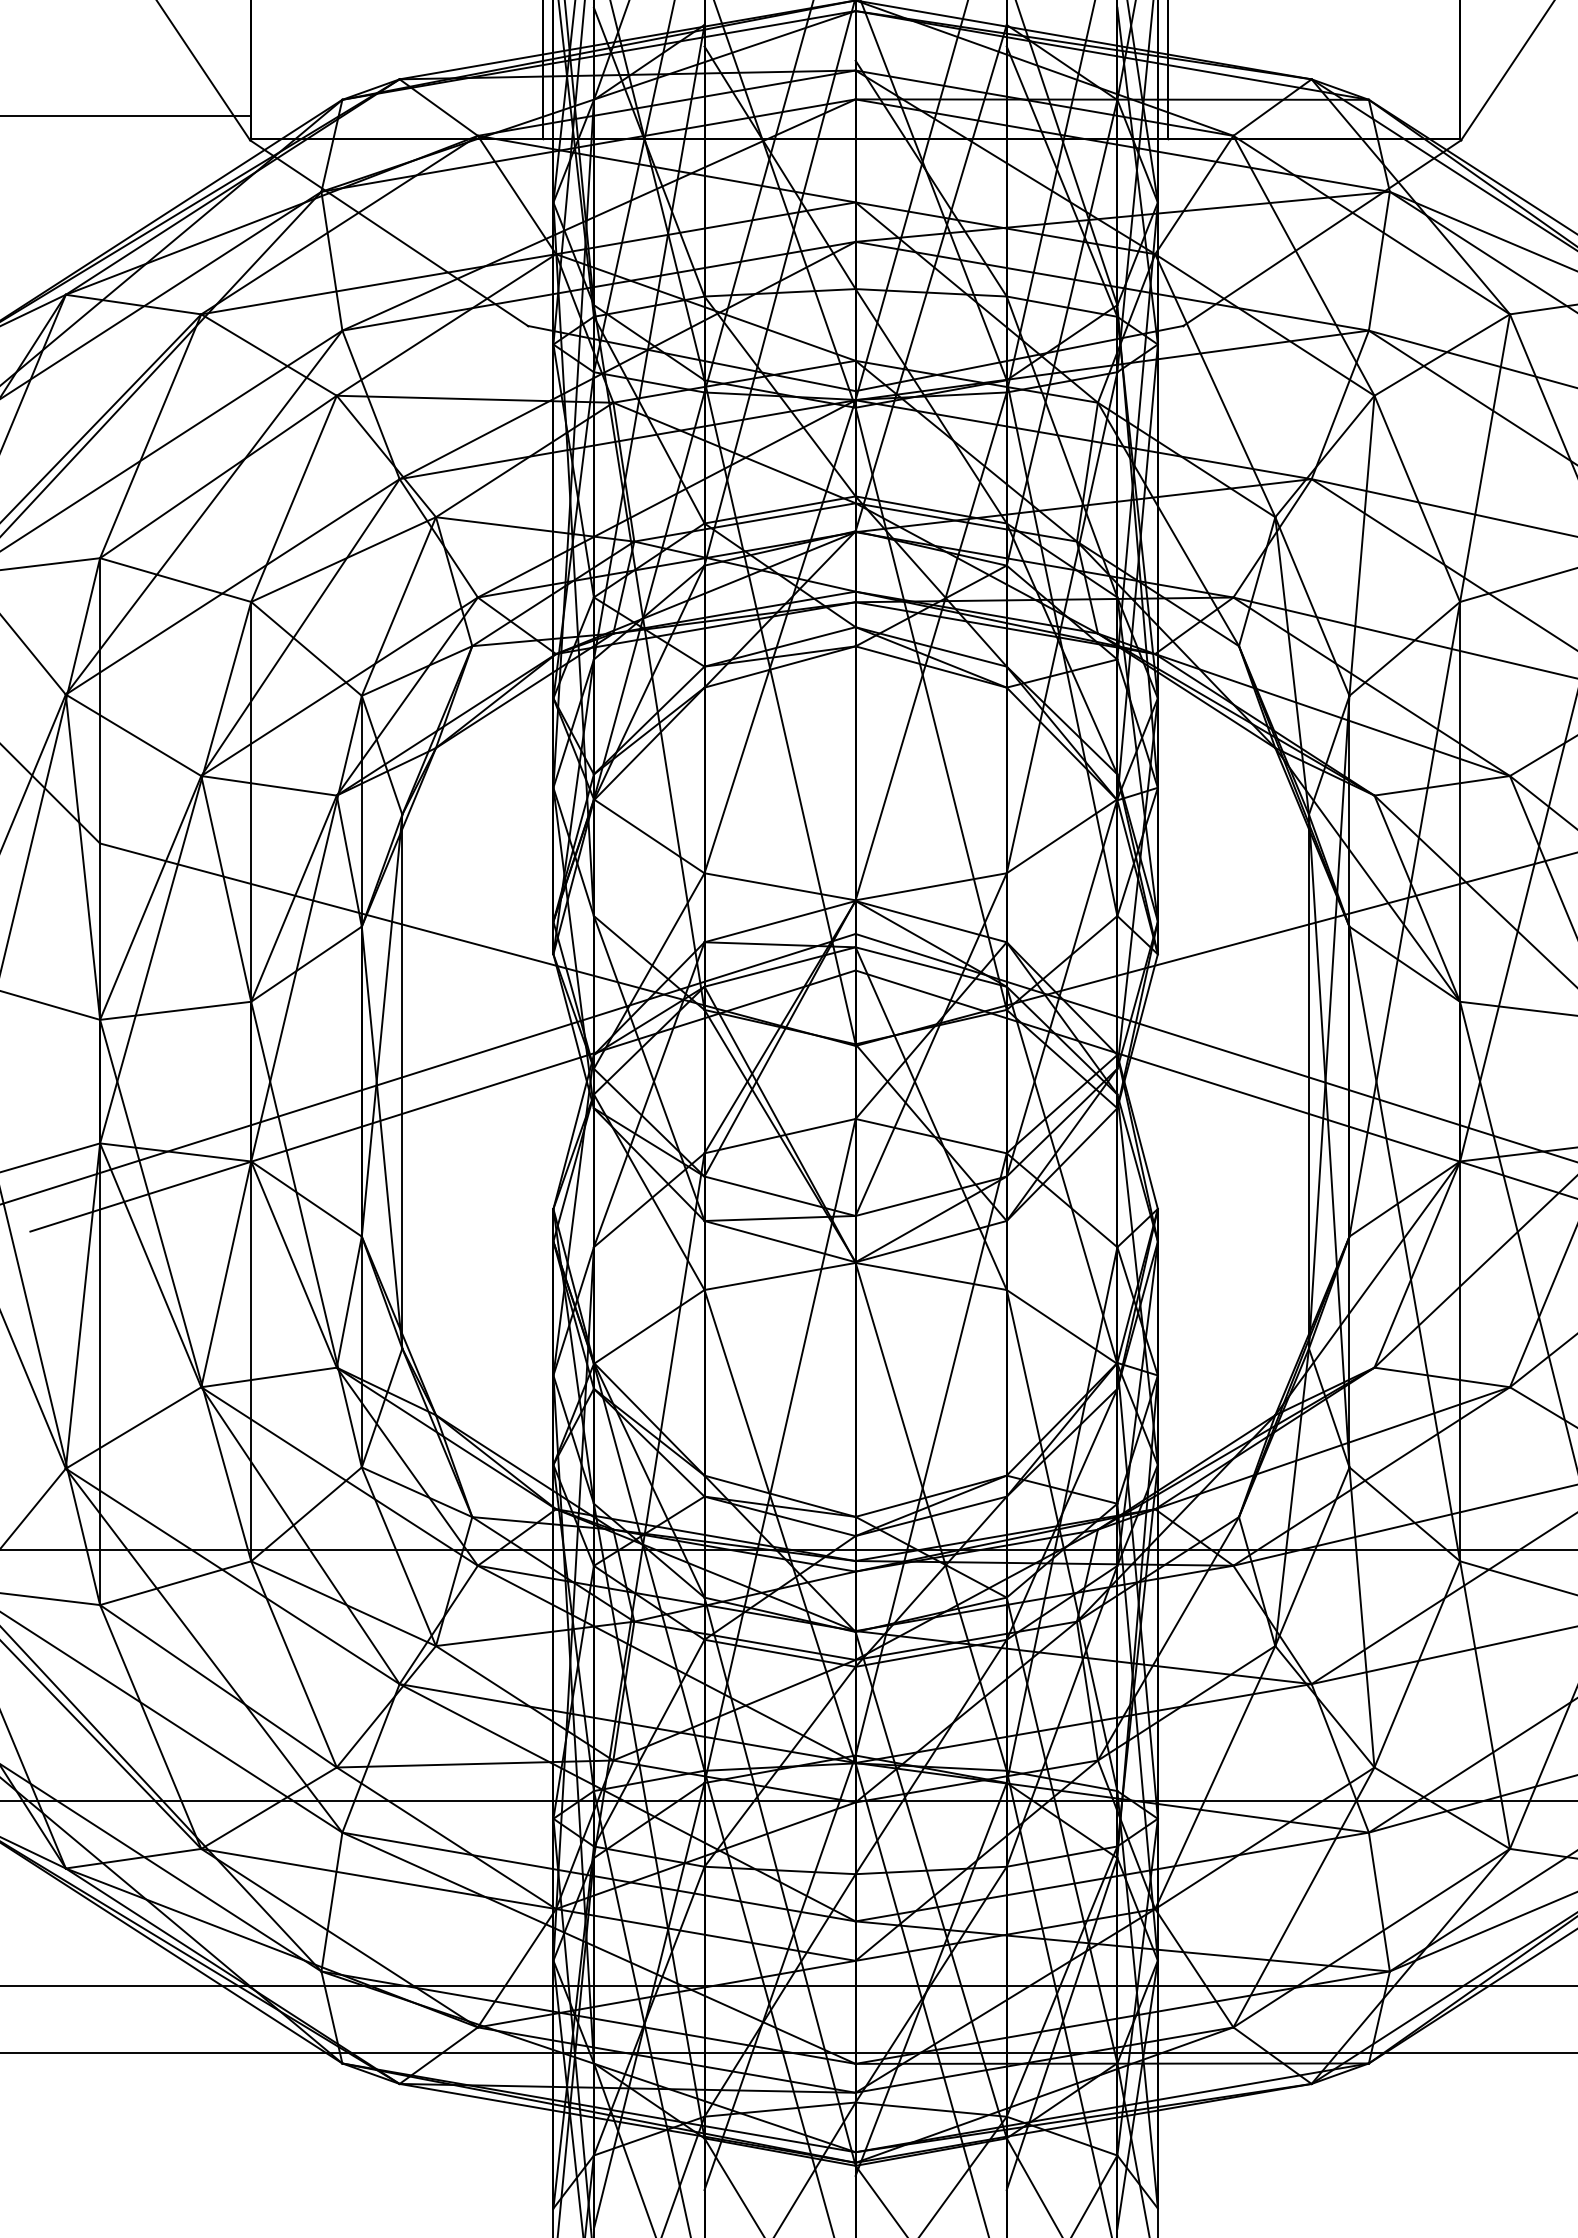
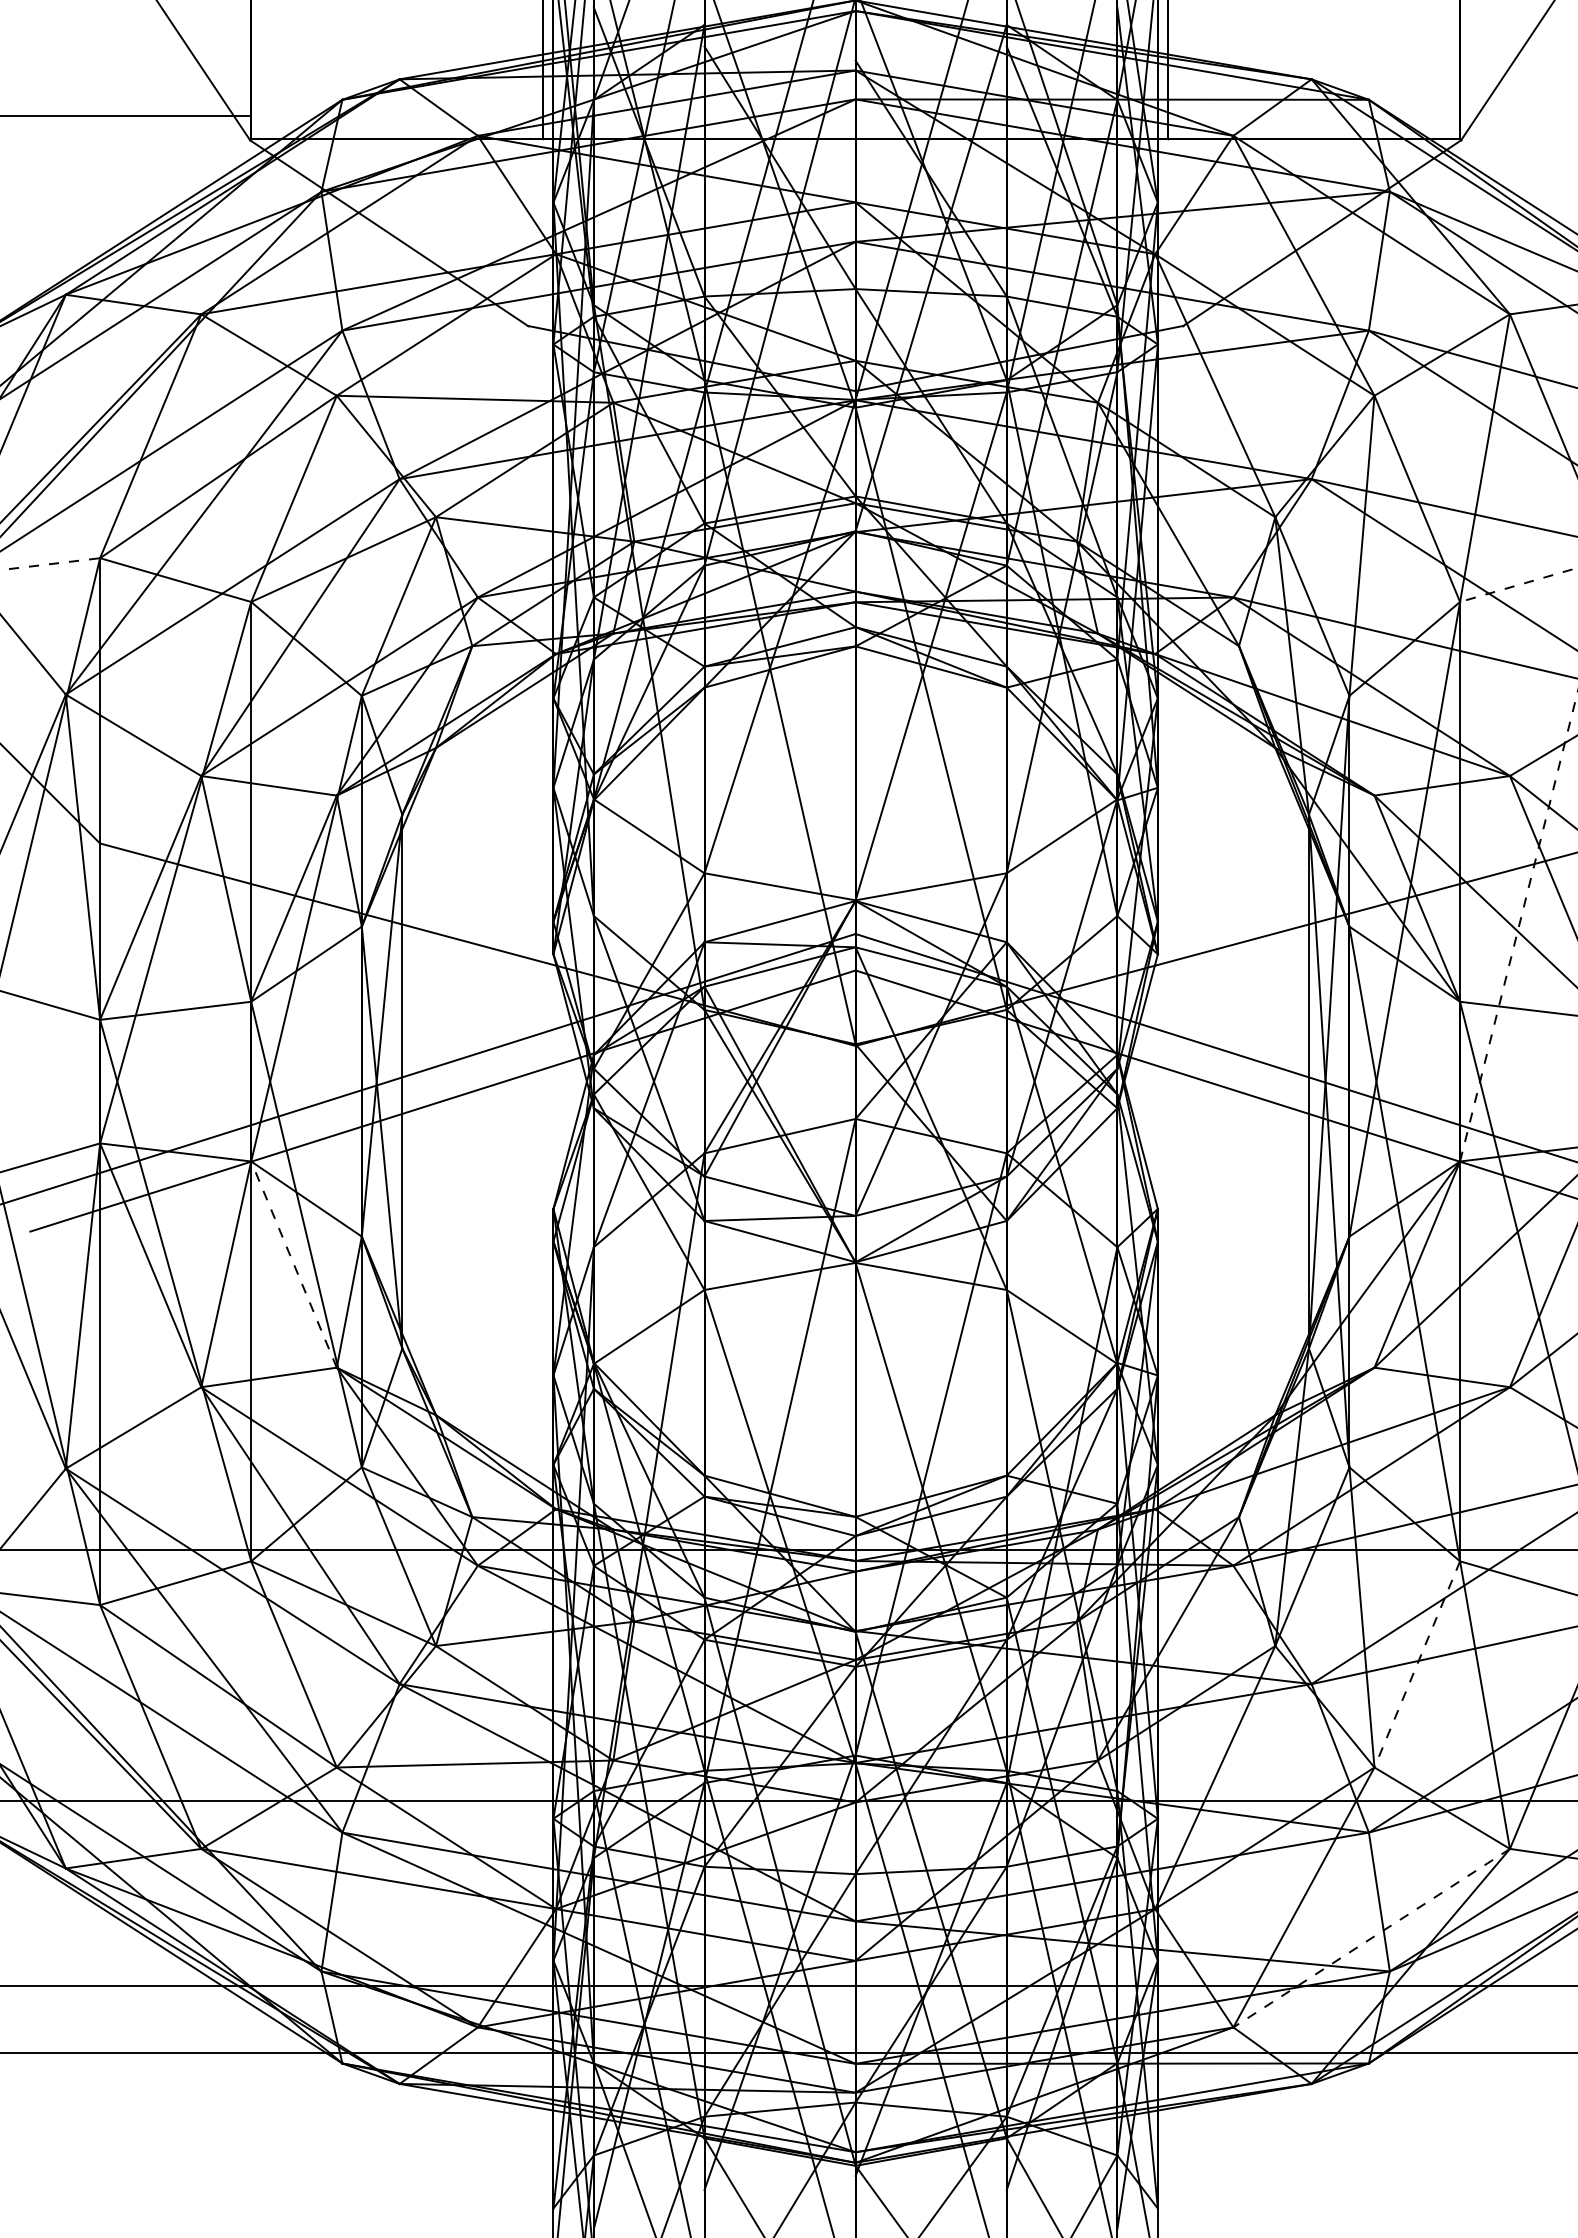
line: solid -> dashed (50, 564)
line: solid -> dashed (1518, 585)
line: solid -> dashed (1519, 925)
line: solid -> dashed (294, 1264)
line: solid -> dashed (1417, 1664)
line: solid -> dashed (1371, 1938)
